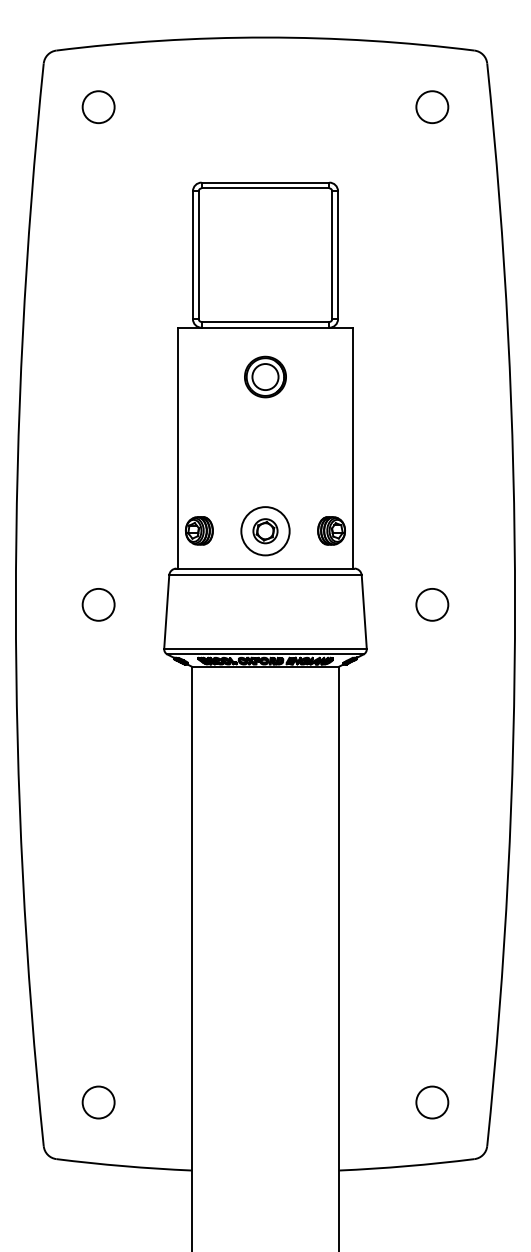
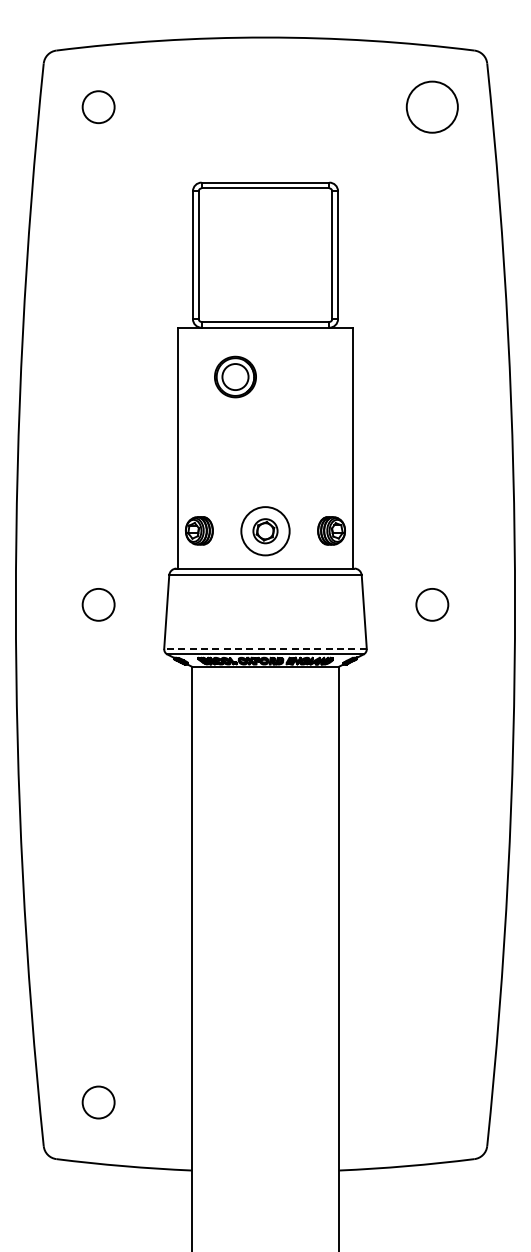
circle diameter: 32 px -> 51 px (431, 106)
part position: (265, 376) -> (235, 376) (235, 376)
line: solid -> dashed (265, 648)
circle: present -> none (432, 1102)
